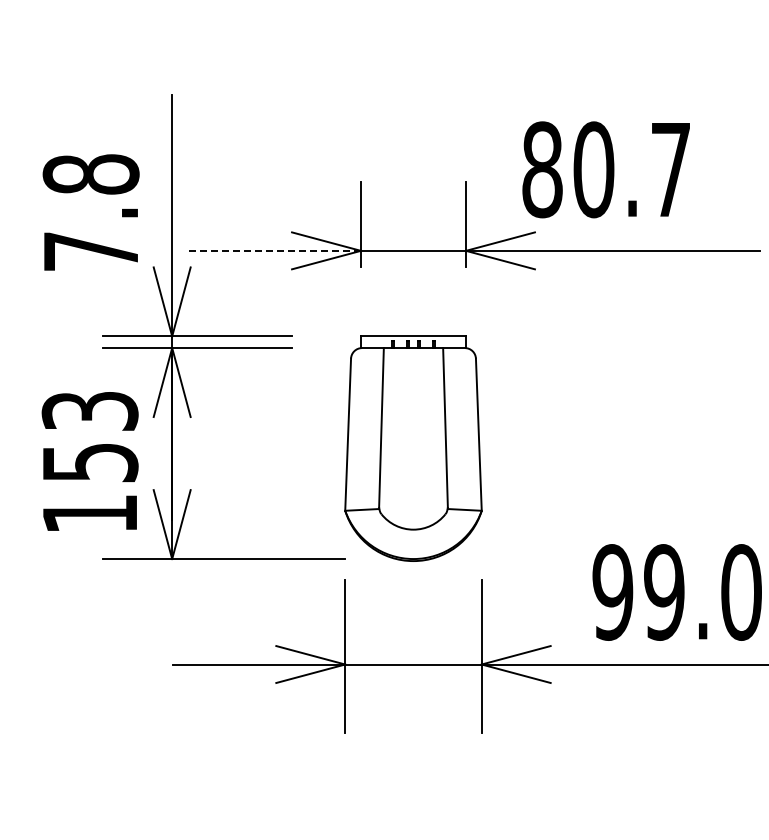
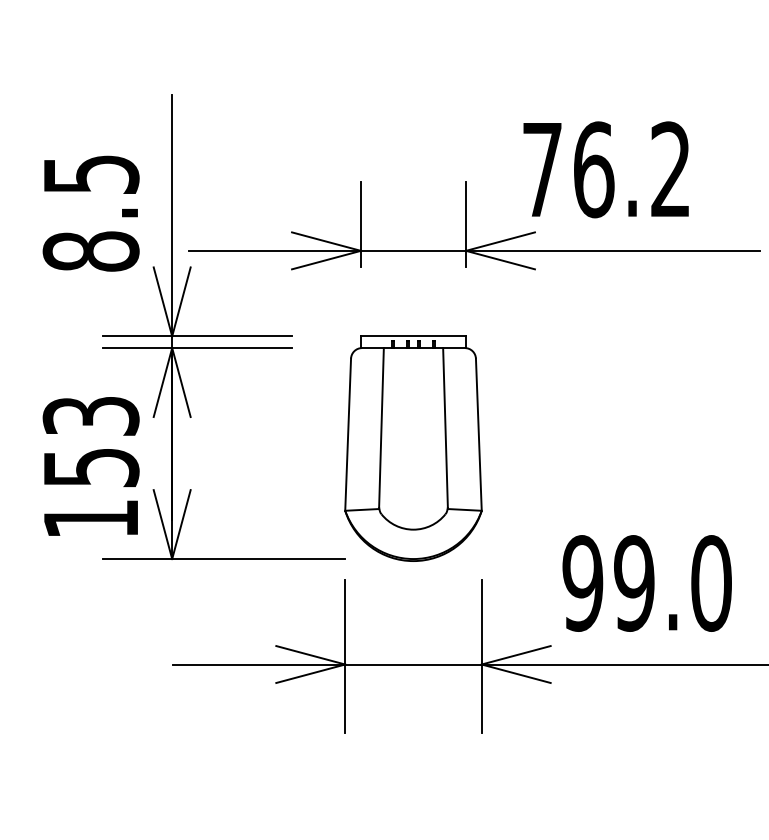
text: 80.7 -> 76.2 (605, 169)
text: 7.8 -> 8.5 (90, 212)
line: dashed -> solid (274, 250)
text position: (89, 461) -> (90, 466) (90, 466)
text position: (676, 592) -> (646, 583) (646, 583)
